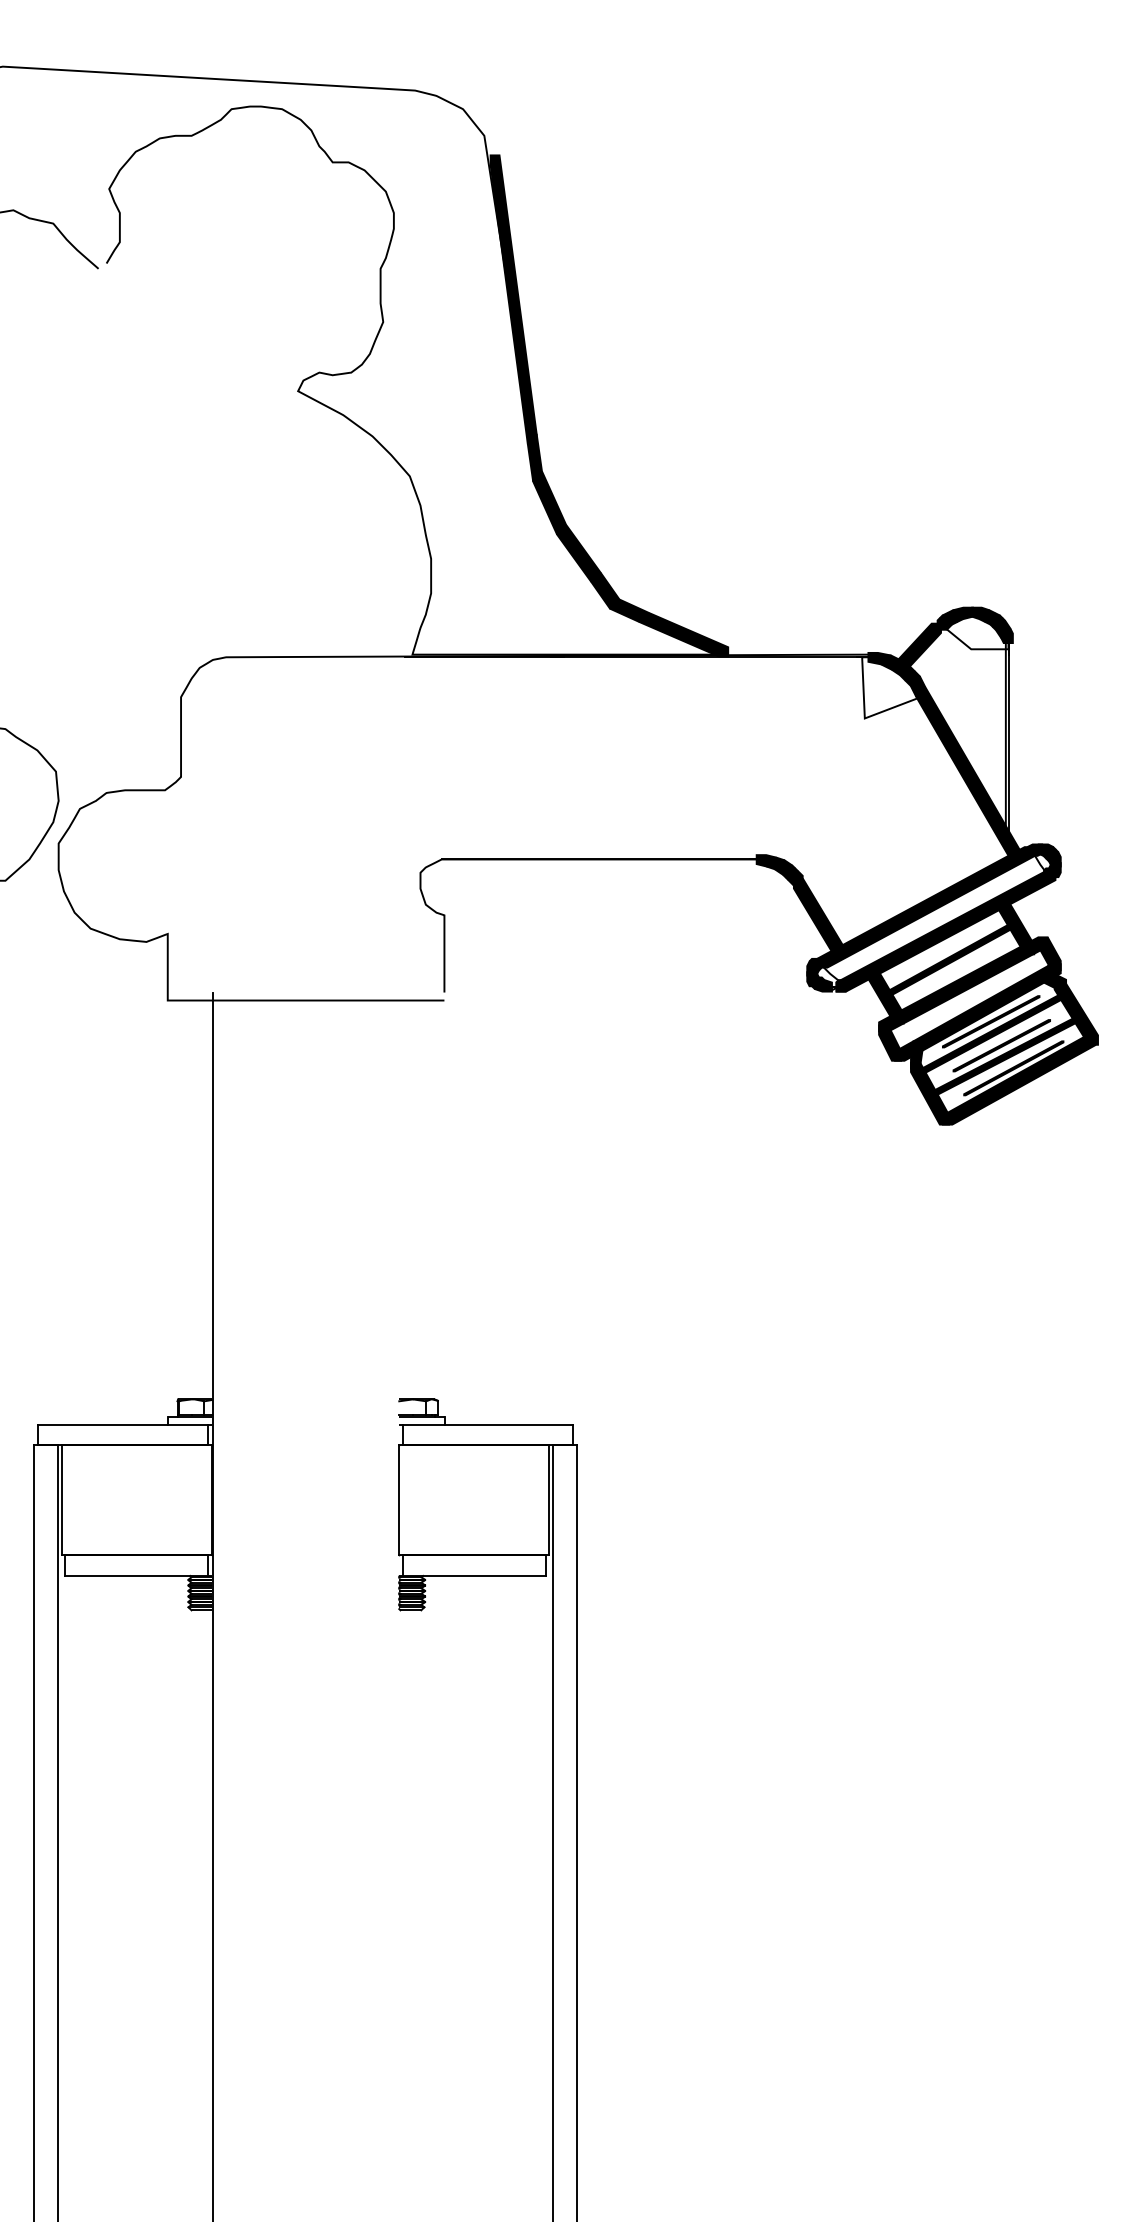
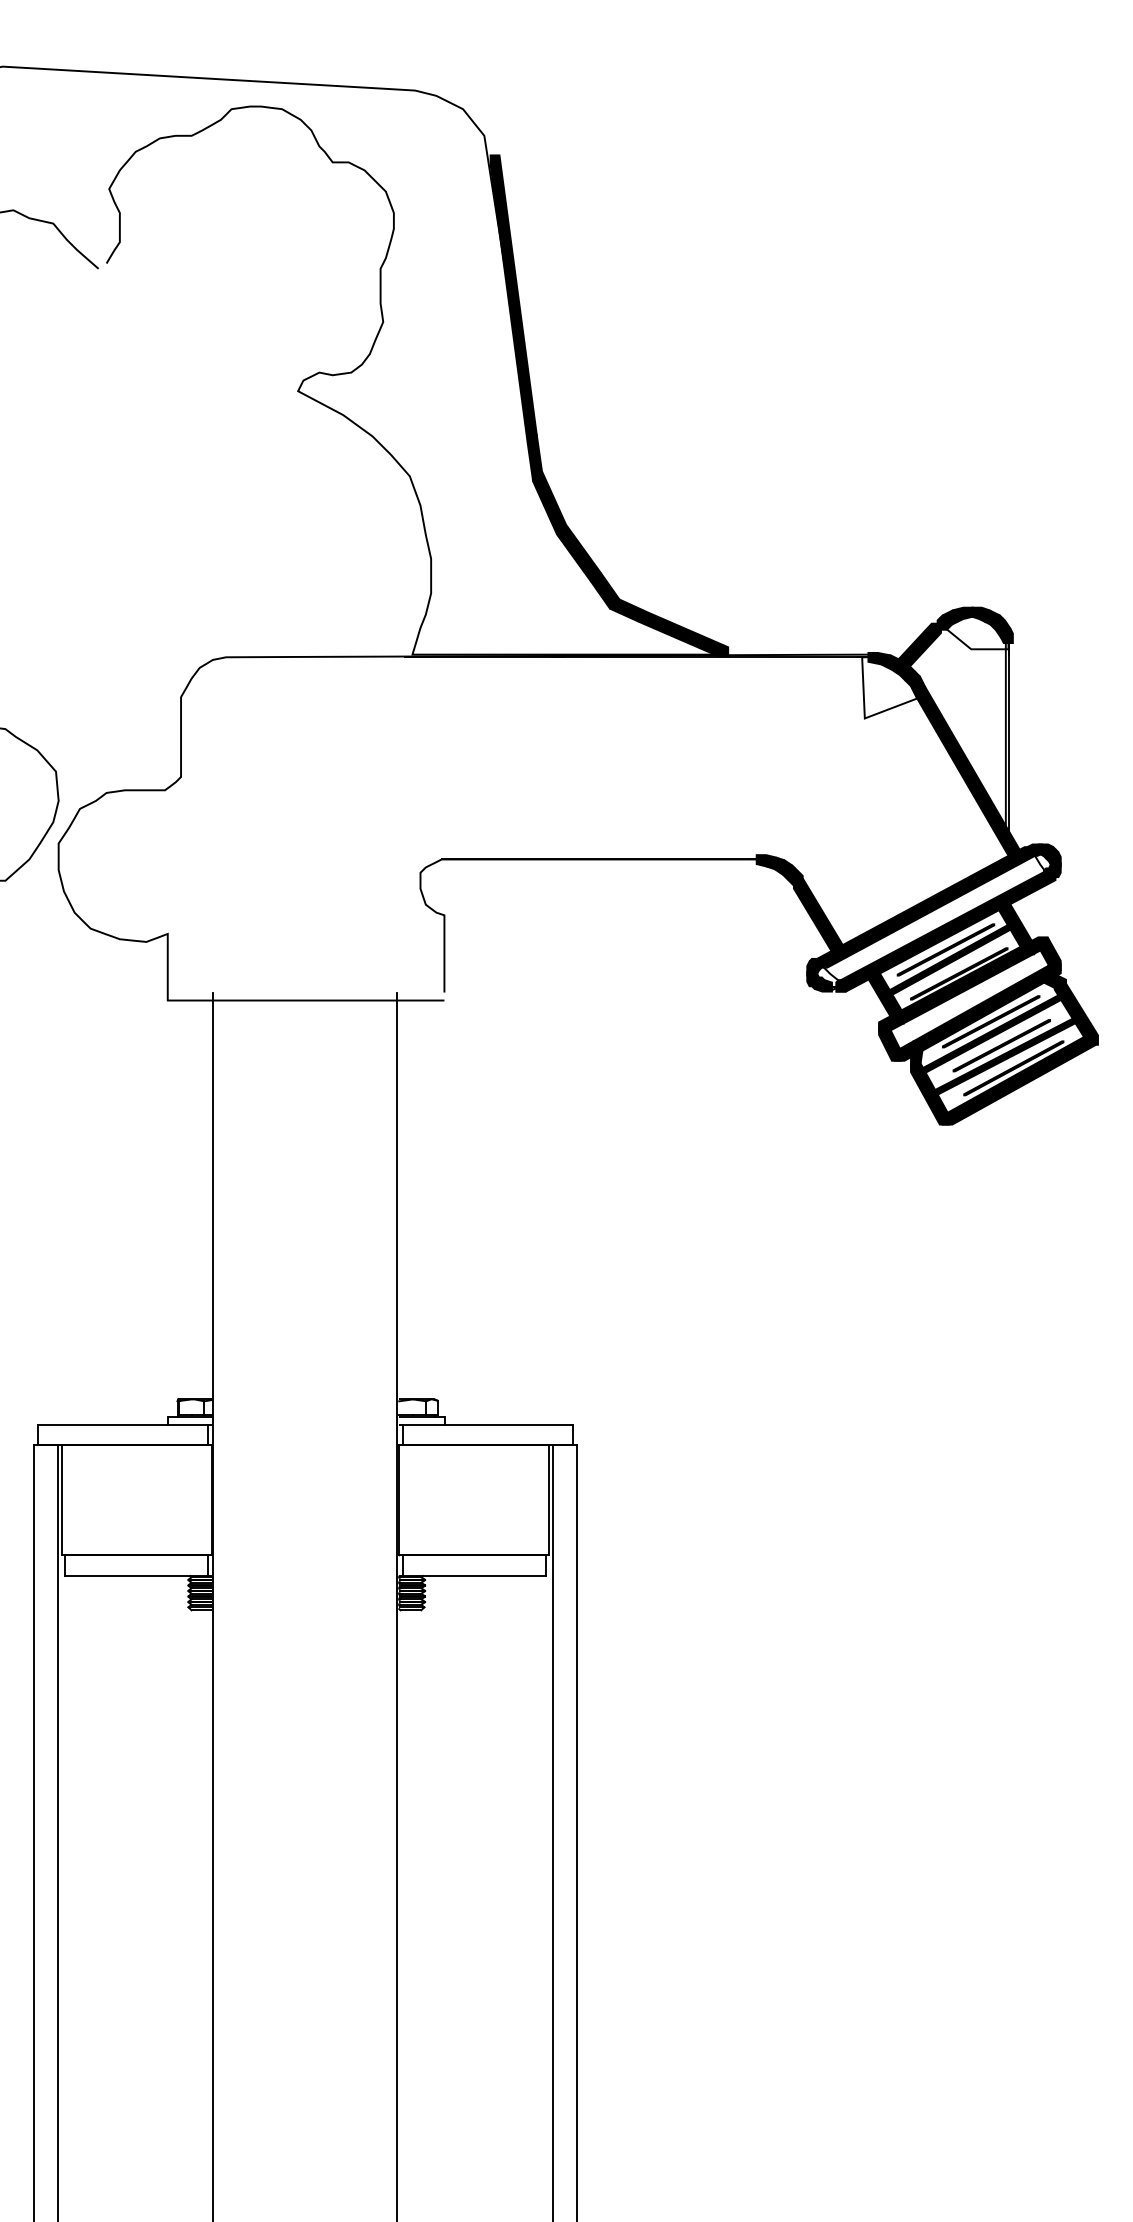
fill: none -> present (945, 949)
fill: none -> present (959, 973)
line: none -> present (396, 1605)
